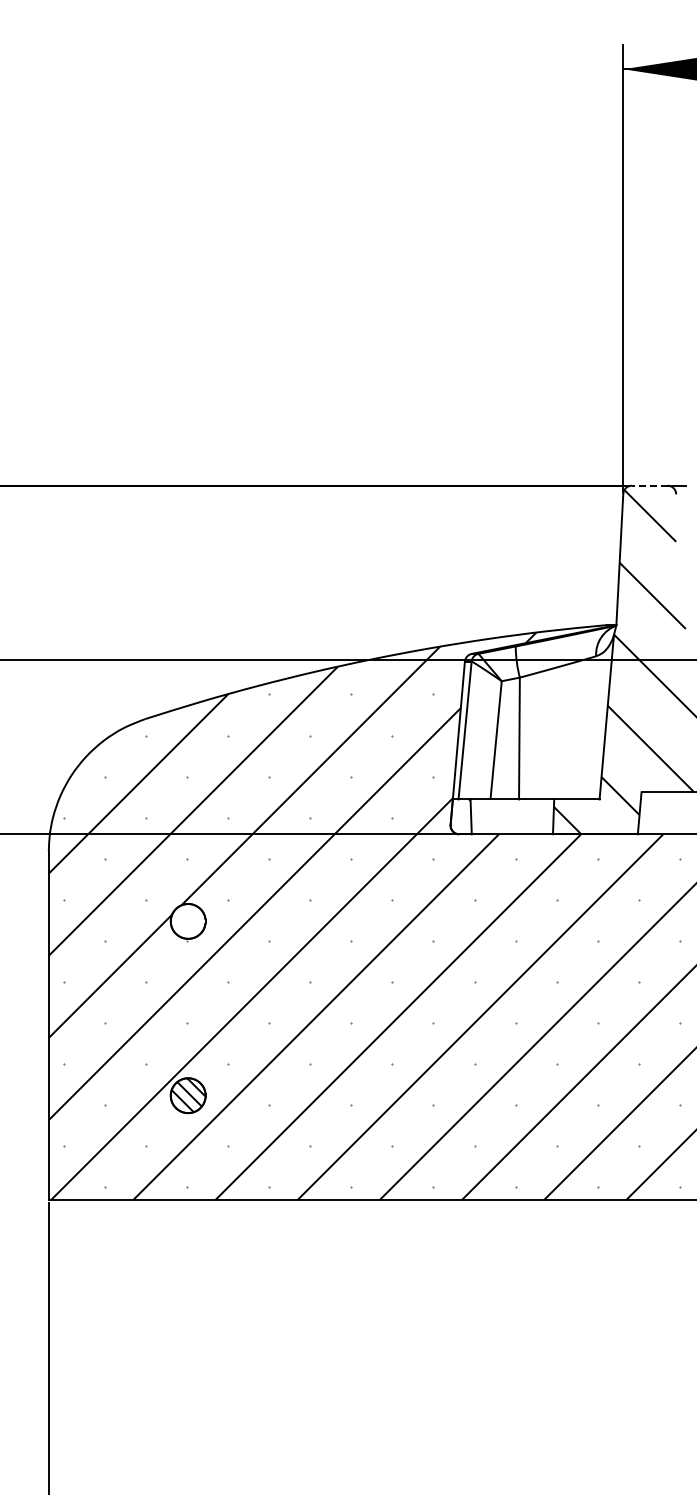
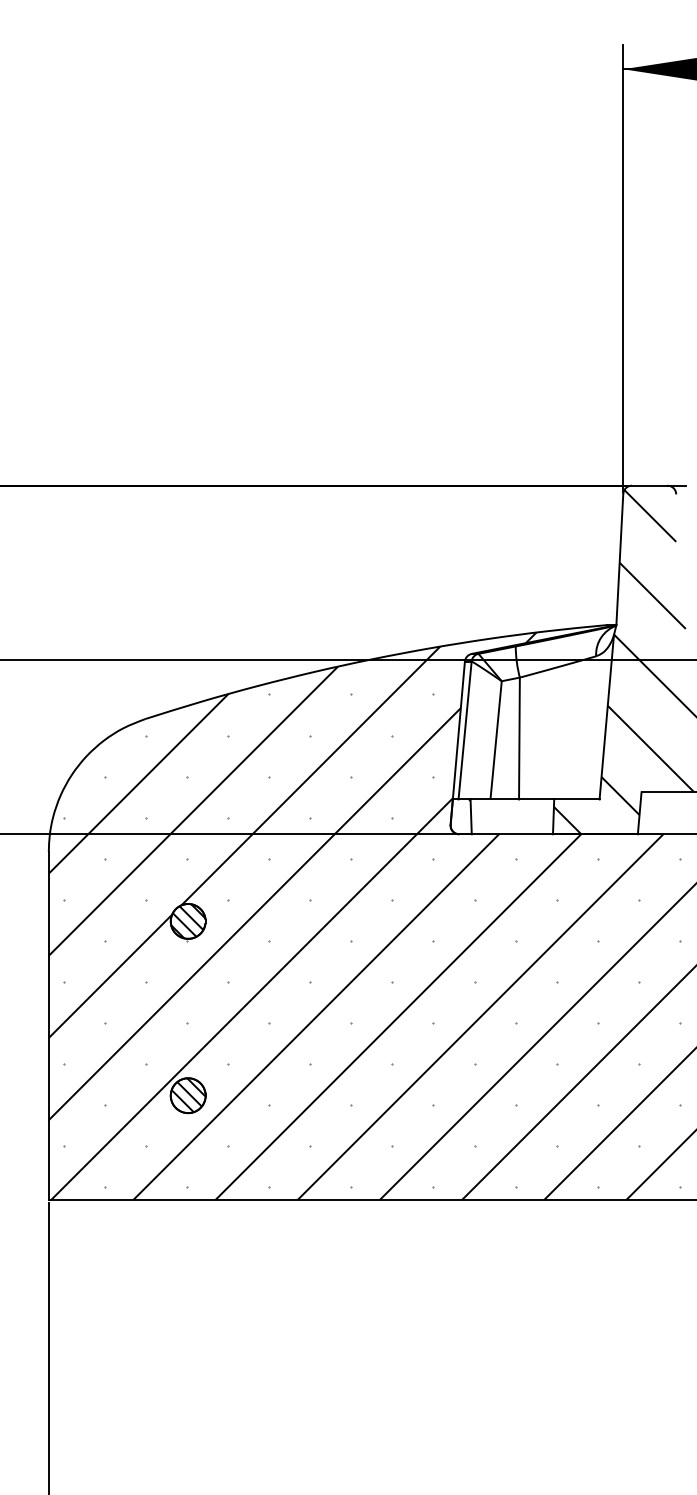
line: dashed -> solid (649, 485)
hatch: none -> present (188, 921)
